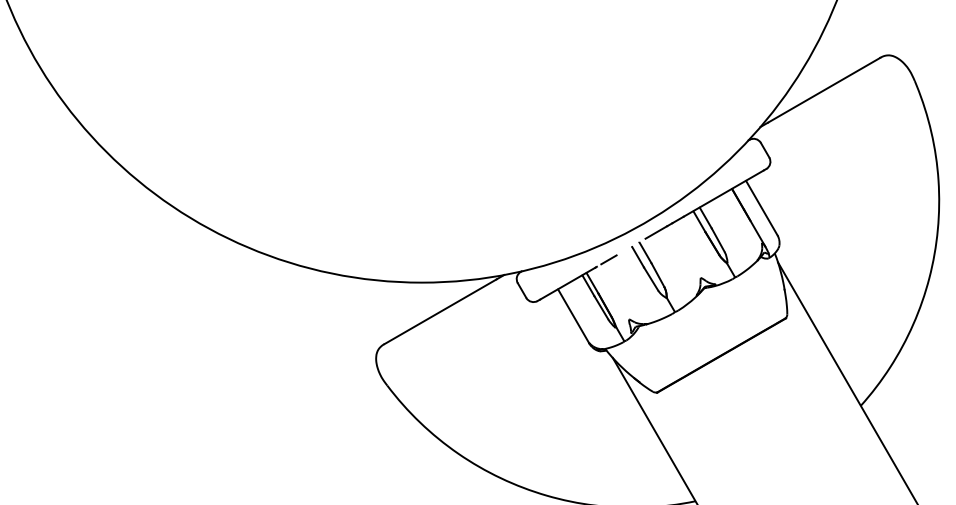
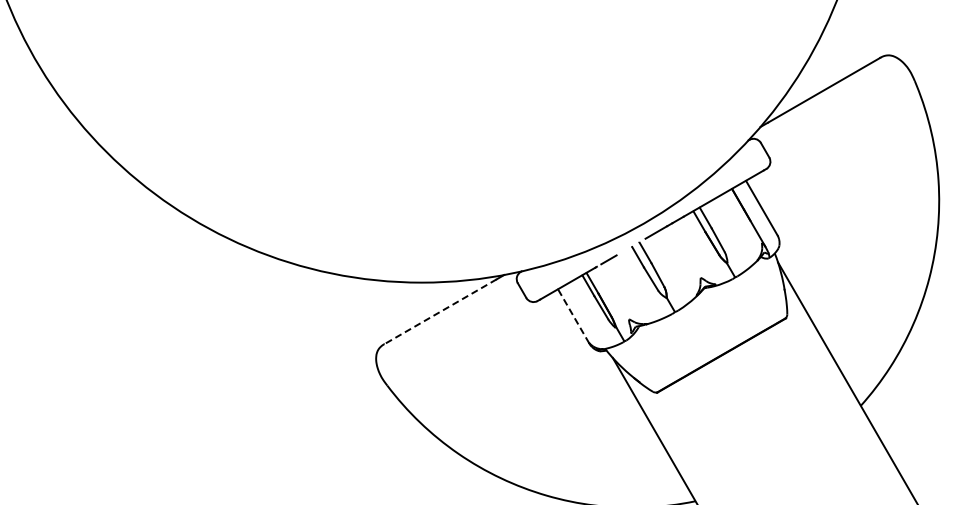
line: solid -> dashed (440, 311)
line: solid -> dashed (574, 317)
